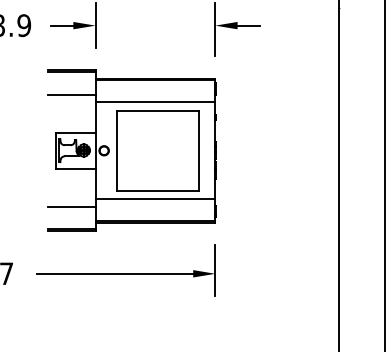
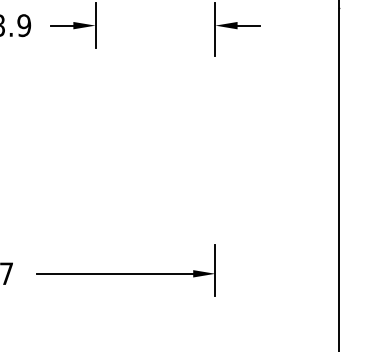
part: present -> none (131, 150)
line: present -> none (384, 175)
